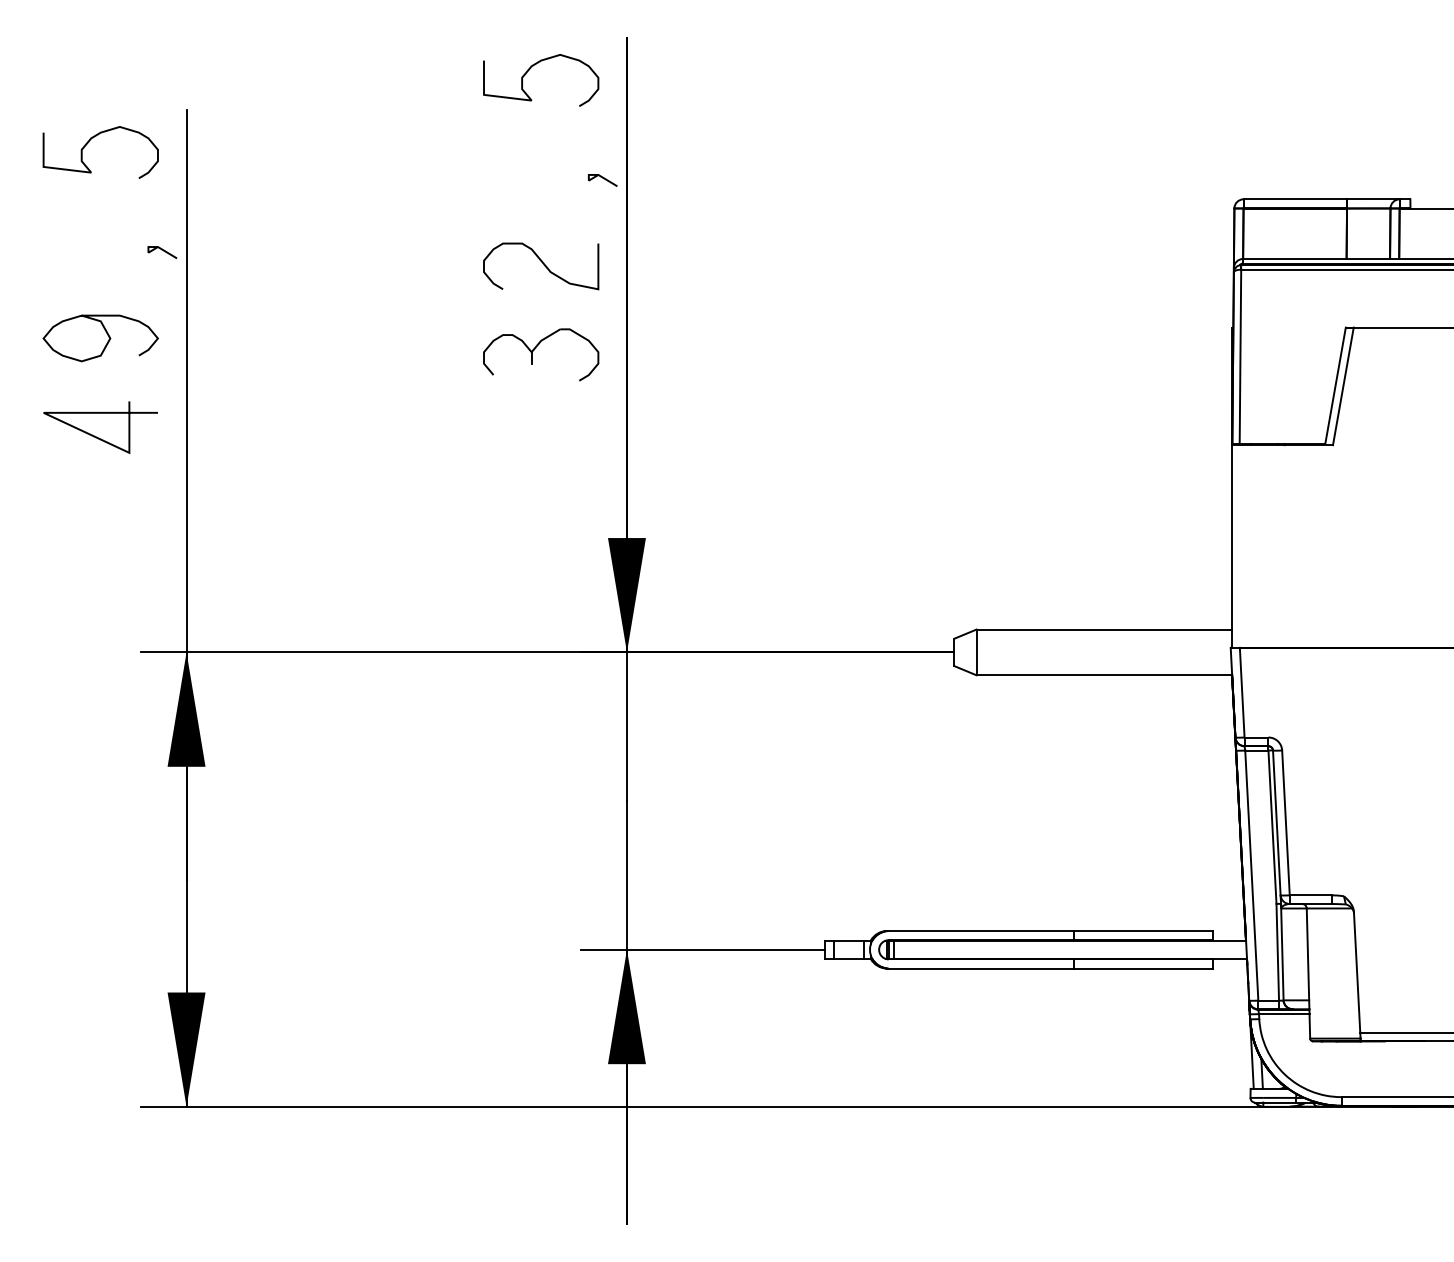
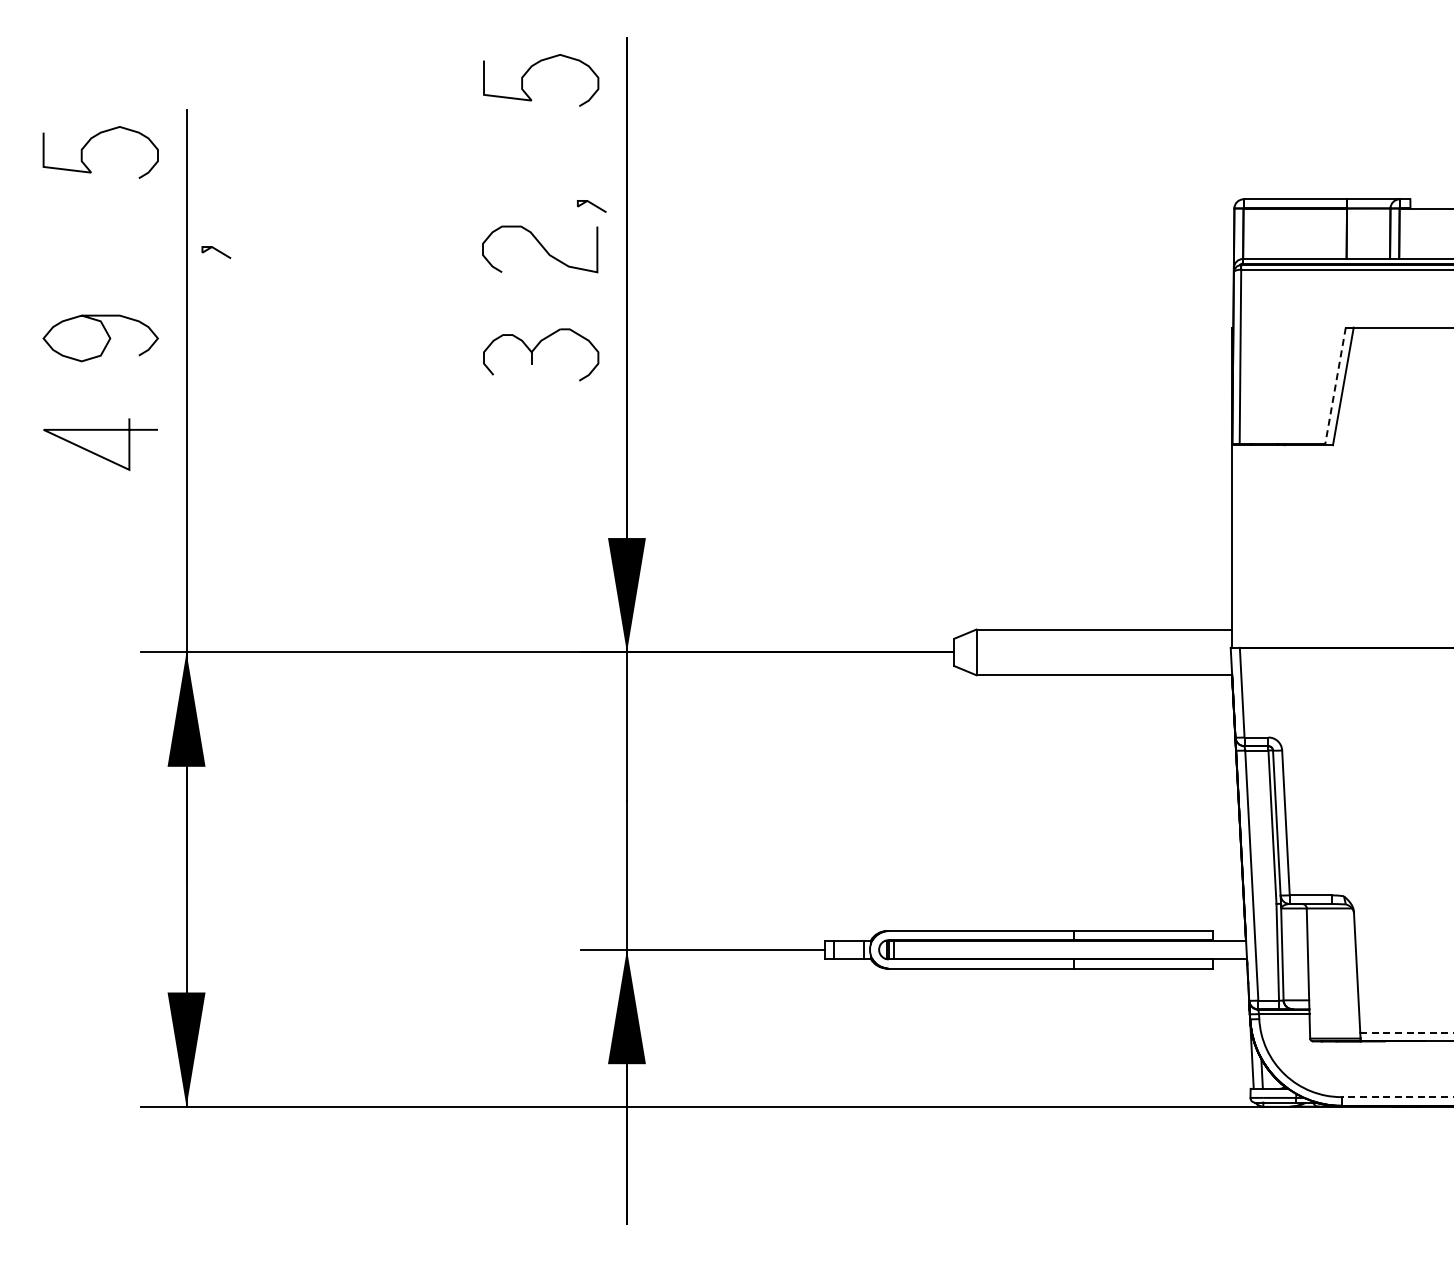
line position: (603, 179) -> (592, 205) (592, 205)
line position: (163, 251) -> (217, 251) (217, 251)
curve position: (543, 265) -> (542, 248) (542, 248)
line: solid -> dashed (1335, 386)
line position: (96, 436) -> (96, 453) (96, 453)
line: solid -> dashed (1407, 1032)
line: solid -> dashed (1397, 1097)
